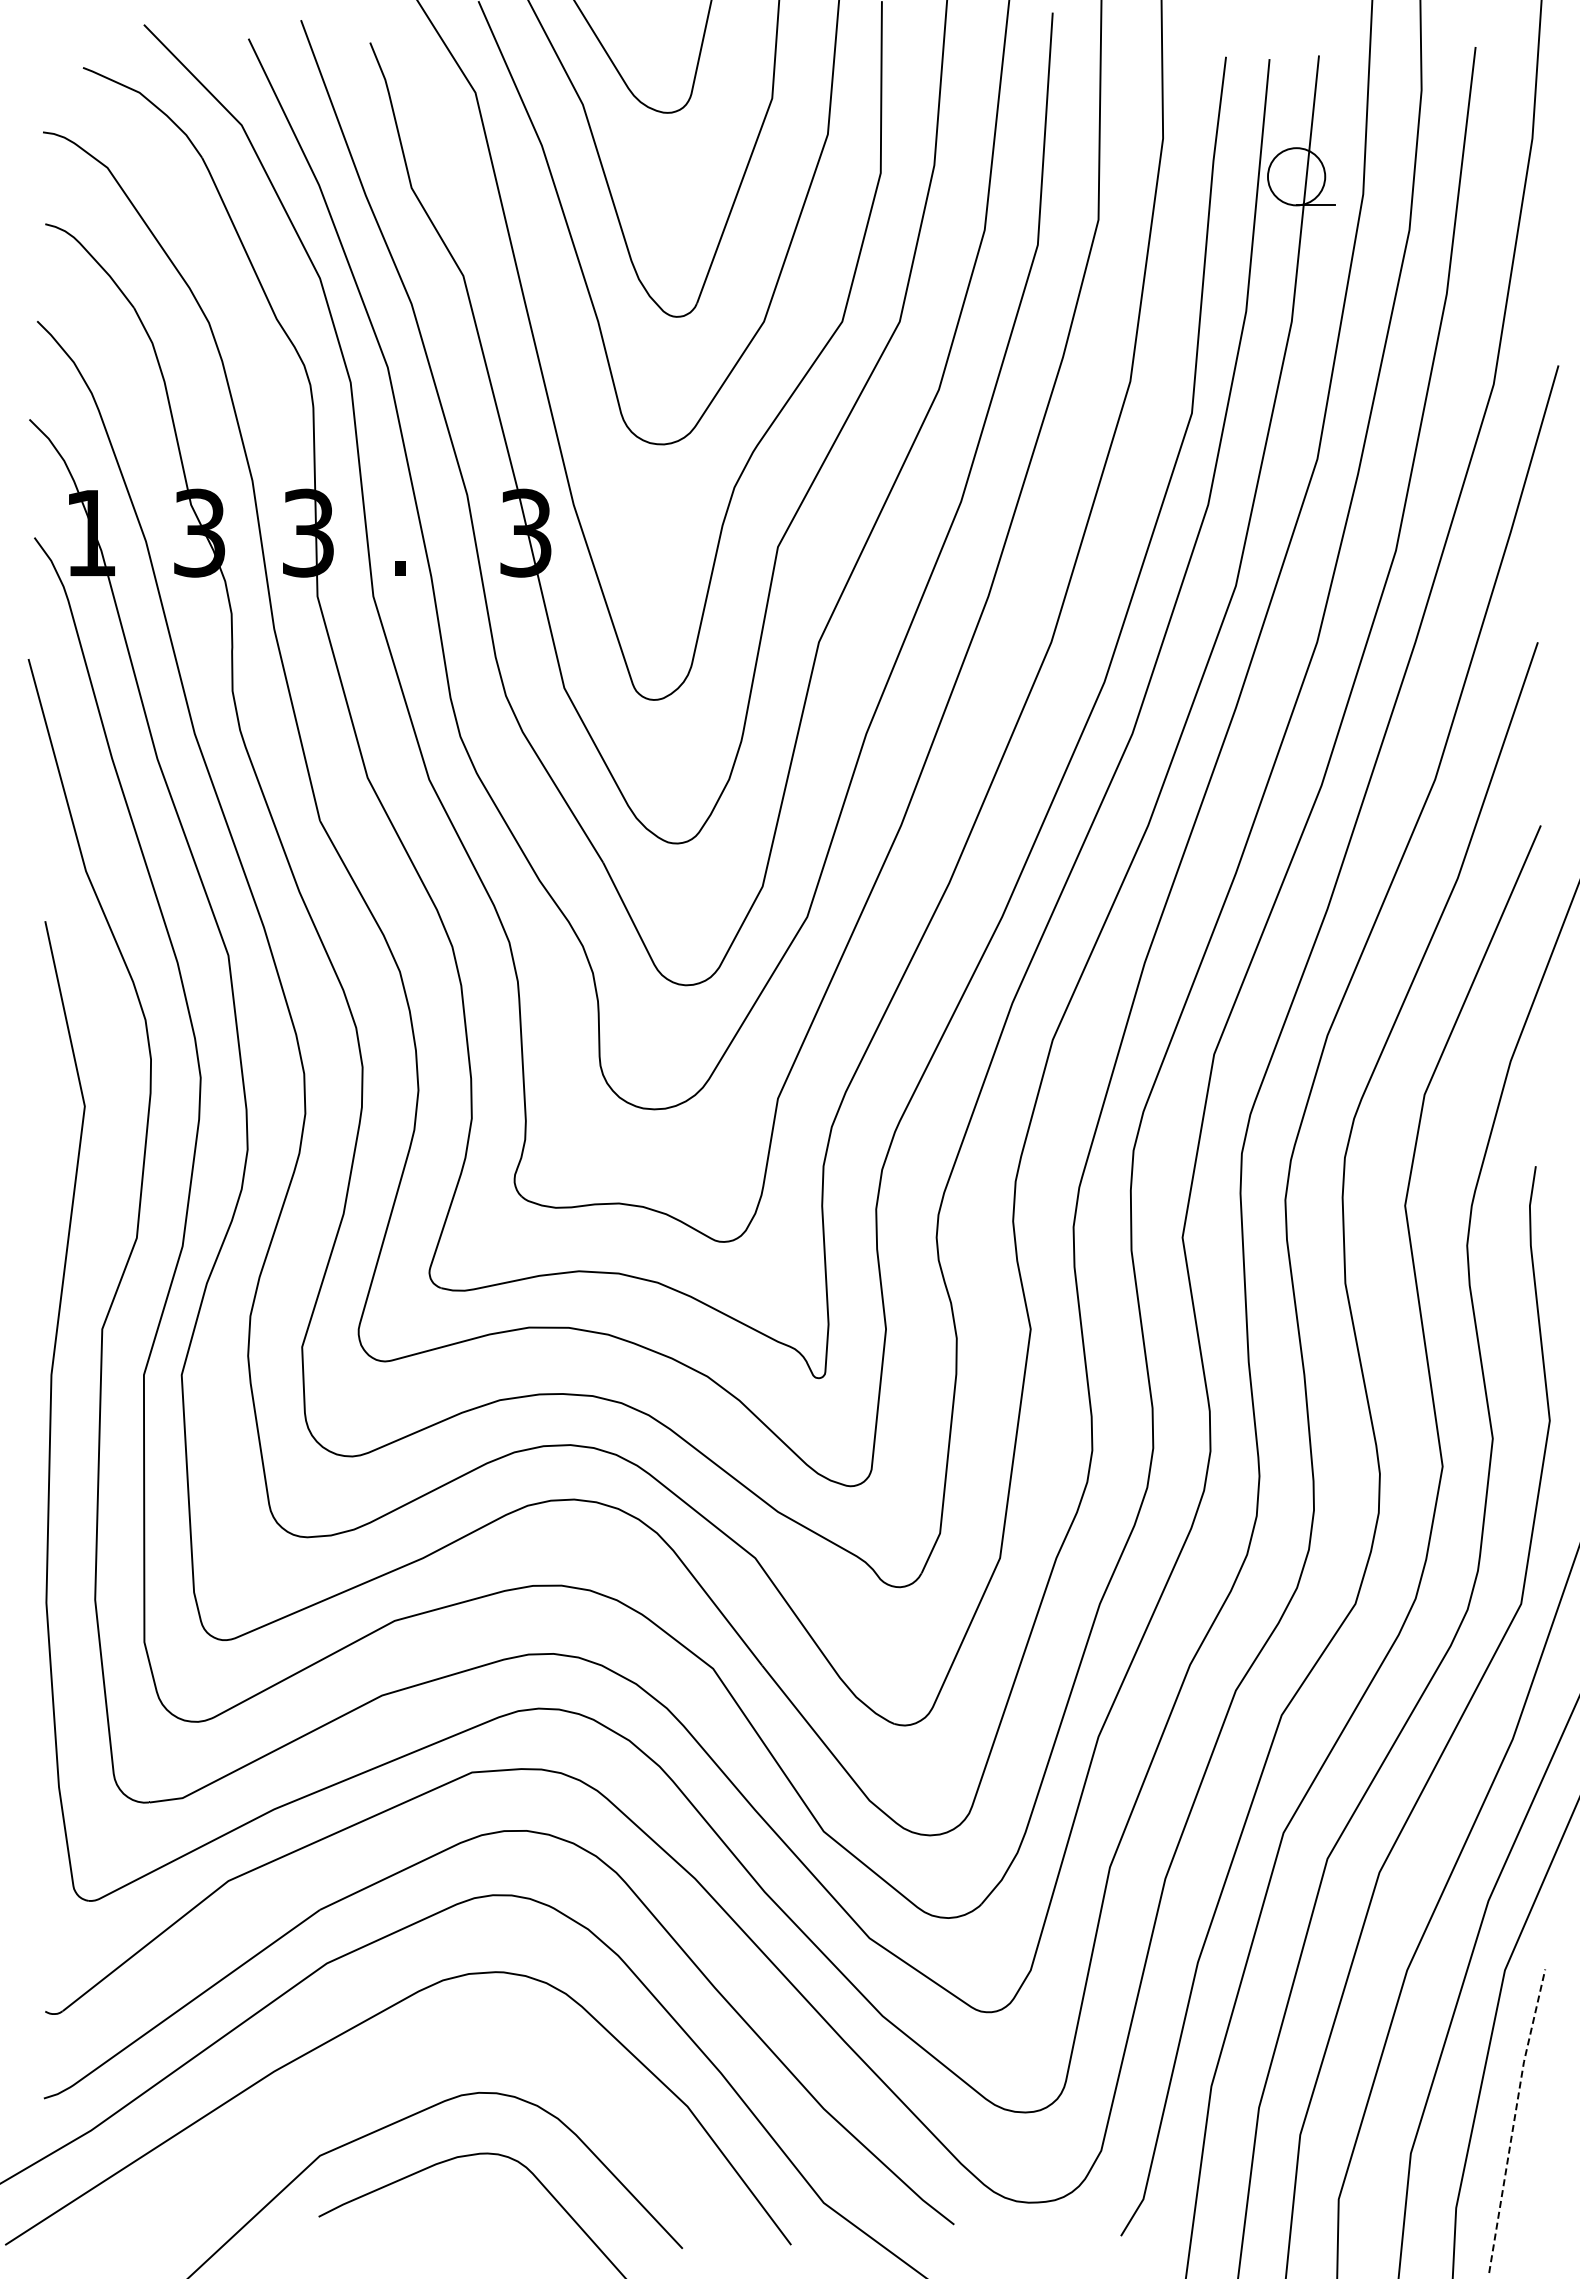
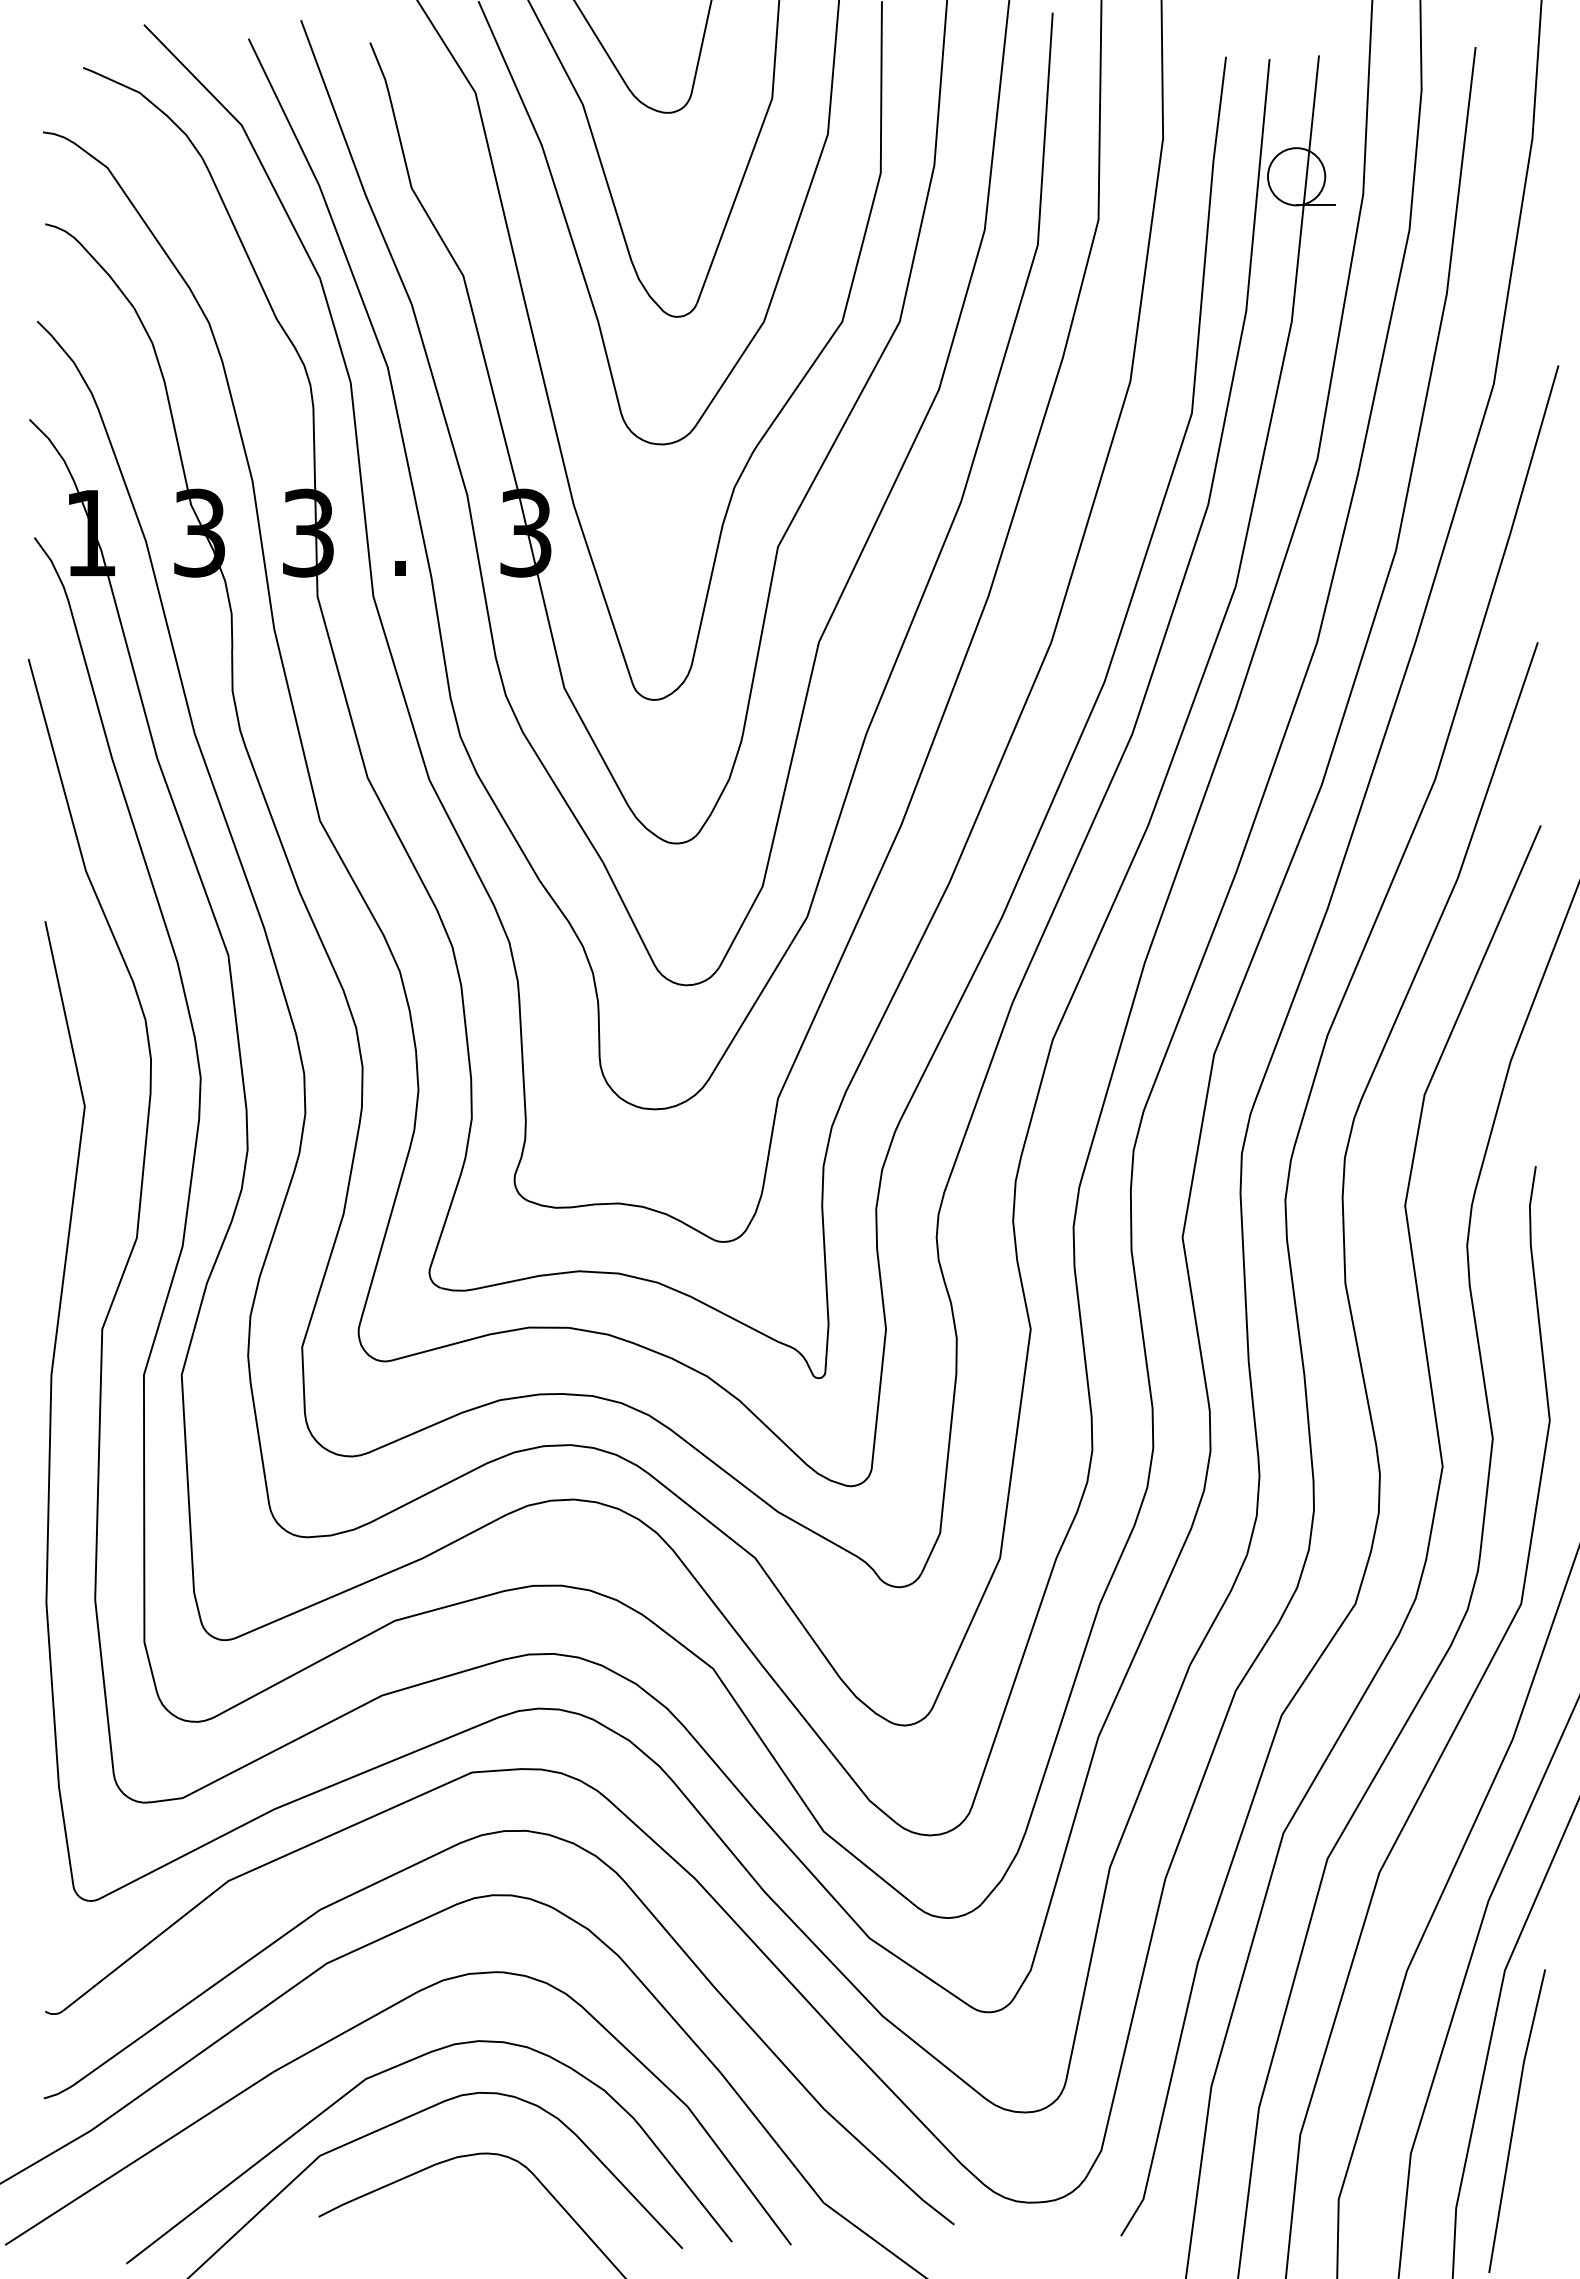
curve: none -> present (394, 2068)
line: dashed -> solid (1514, 2120)
